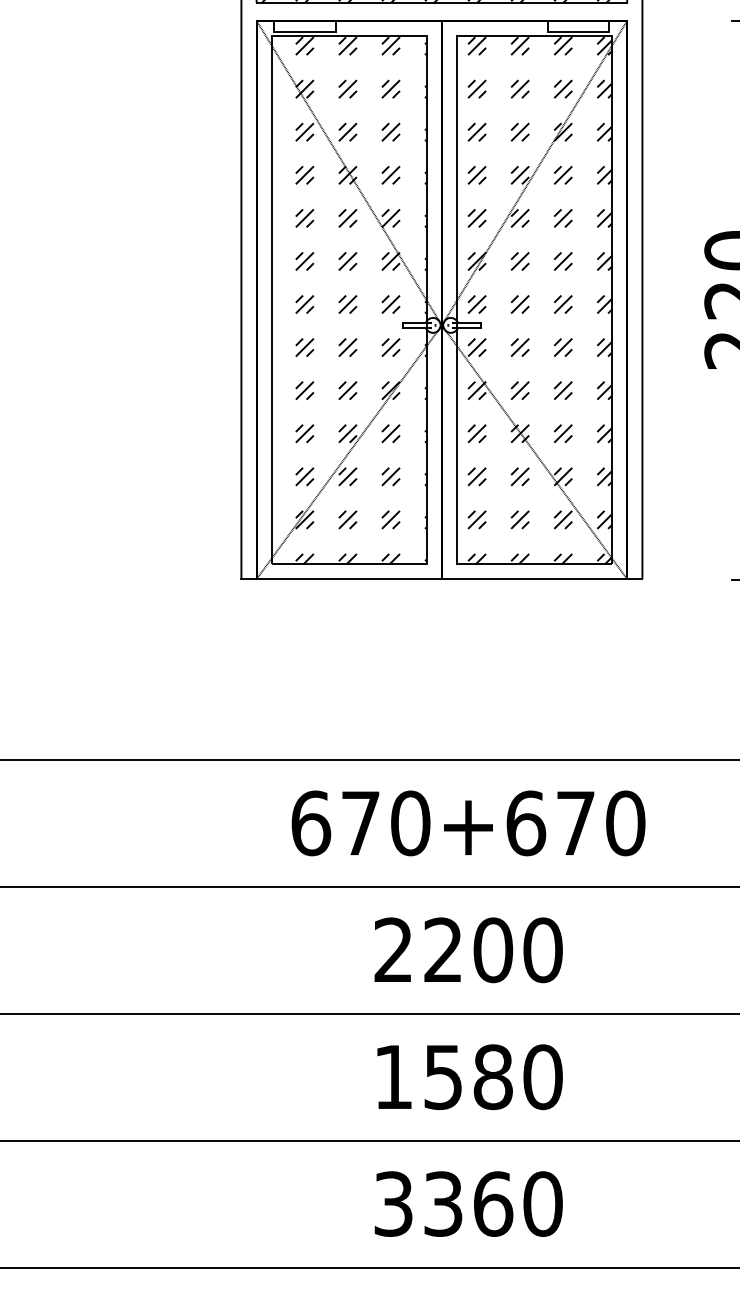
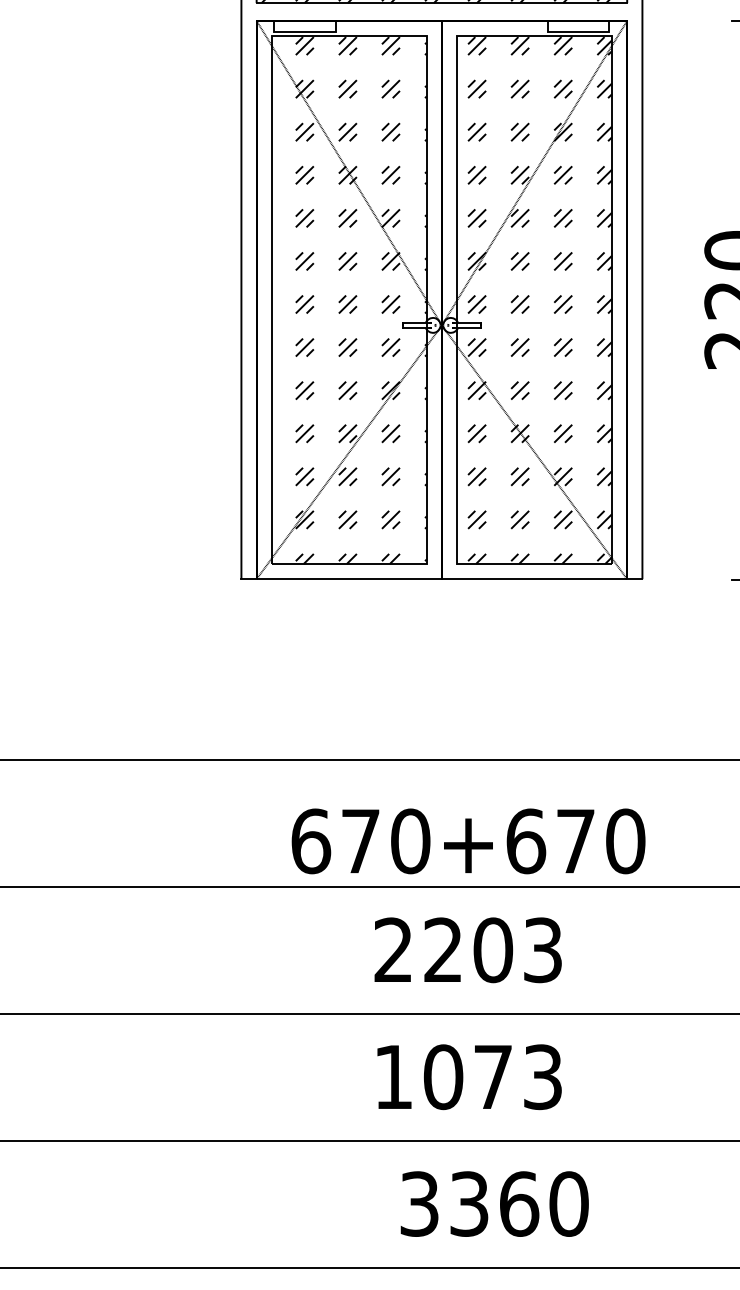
text position: (468, 823) -> (468, 841) (468, 841)
text: 2200 -> 2203 (542, 950)
text: 1580 -> 1073 (492, 1077)
text position: (468, 1203) -> (494, 1203) (494, 1203)
